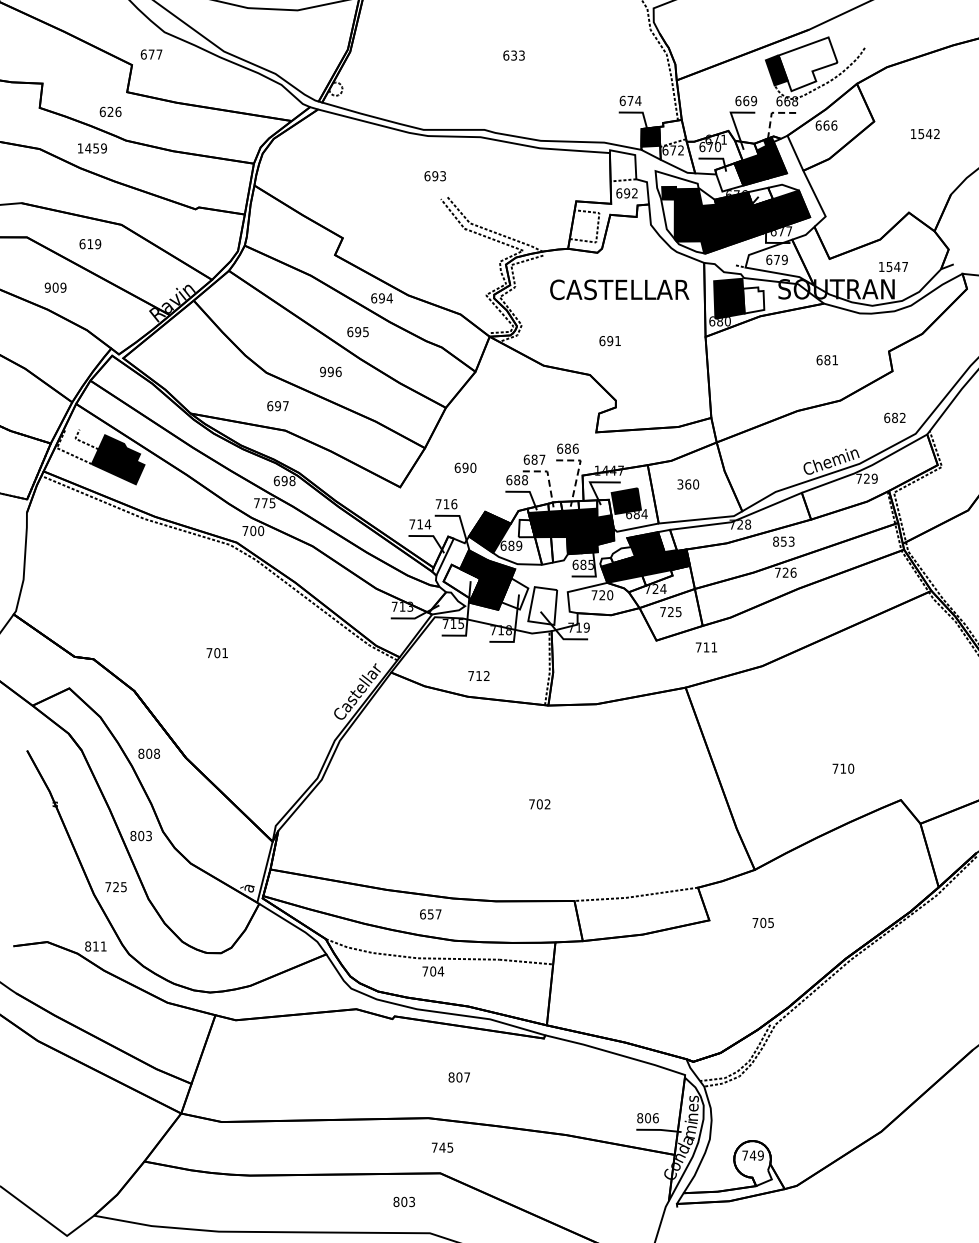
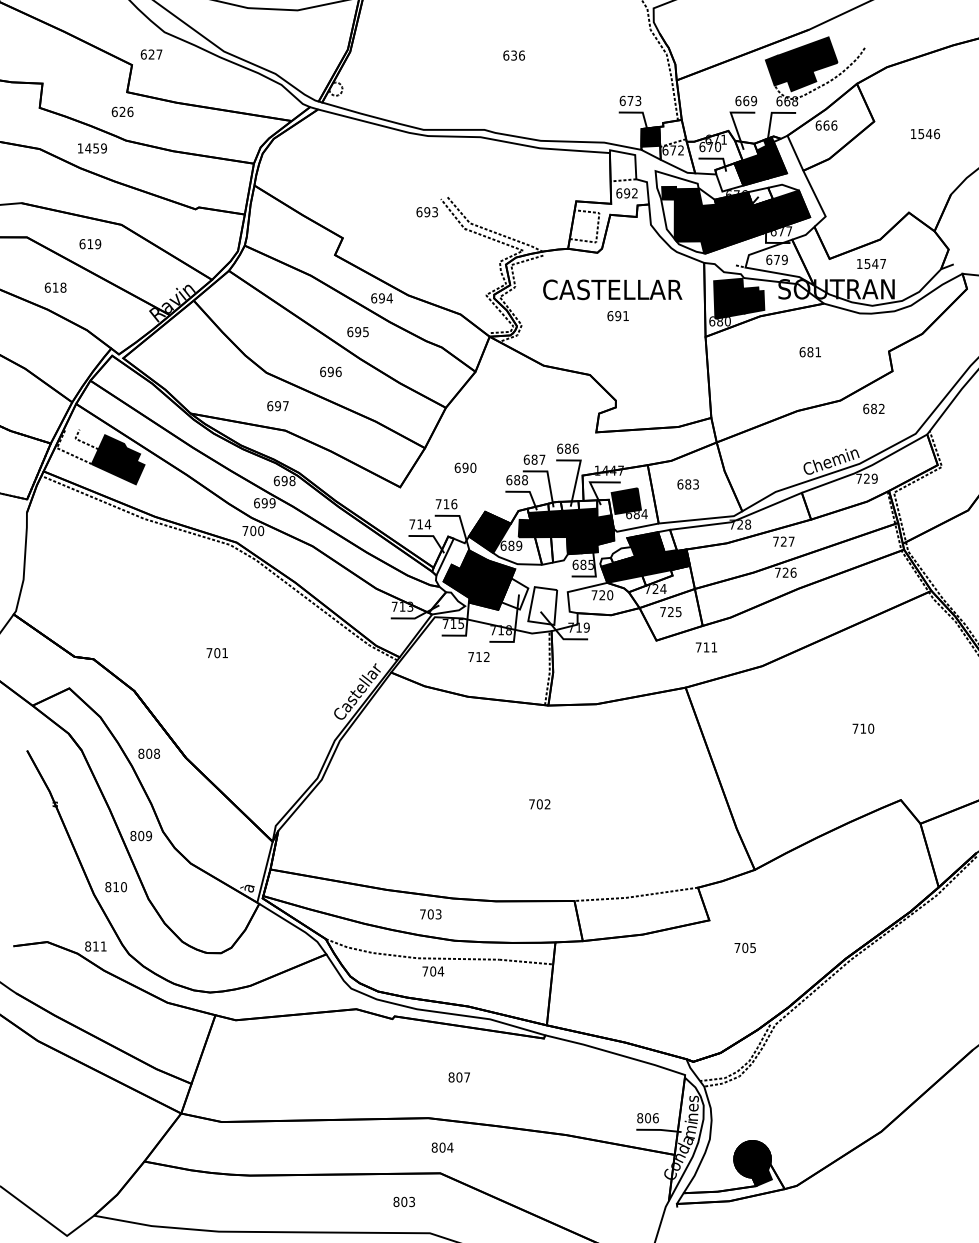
text: 677 -> 627 (151, 54)
text: 633 -> 636 (521, 55)
fill: none -> present (807, 64)
text: 674 -> 673 (638, 100)
text position: (110, 111) -> (122, 111) (122, 111)
line: dashed -> solid (771, 114)
text: 1542 -> 1546 (937, 134)
text position: (434, 176) -> (426, 212) (426, 212)
text position: (893, 266) -> (871, 263) (871, 263)
text: 909 -> 618 (55, 287)
text position: (619, 289) -> (612, 289) (612, 289)
fill: none -> present (753, 300)
text position: (609, 341) -> (617, 316) (617, 316)
text position: (826, 360) -> (809, 352) (809, 352)
text: 996 -> 696 (323, 371)
text position: (894, 417) -> (873, 408) (873, 408)
line: dashed -> solid (578, 471)
line: dashed -> solid (548, 477)
text: 360 -> 683 (688, 484)
text: 775 -> 699 (264, 503)
fill: none -> present (526, 528)
text: 853 -> 727 (783, 541)
fill: none -> present (461, 581)
text position: (478, 675) -> (478, 656) (478, 656)
text position: (843, 768) -> (863, 728) (863, 728)
text: 803 -> 809 (149, 835)
text: 725 -> 810 (115, 887)
text: 657 -> 703 (430, 914)
text position: (762, 922) -> (744, 947) (744, 947)
text: 745 -> 804 (442, 1147)
fill: none -> present (752, 1163)
